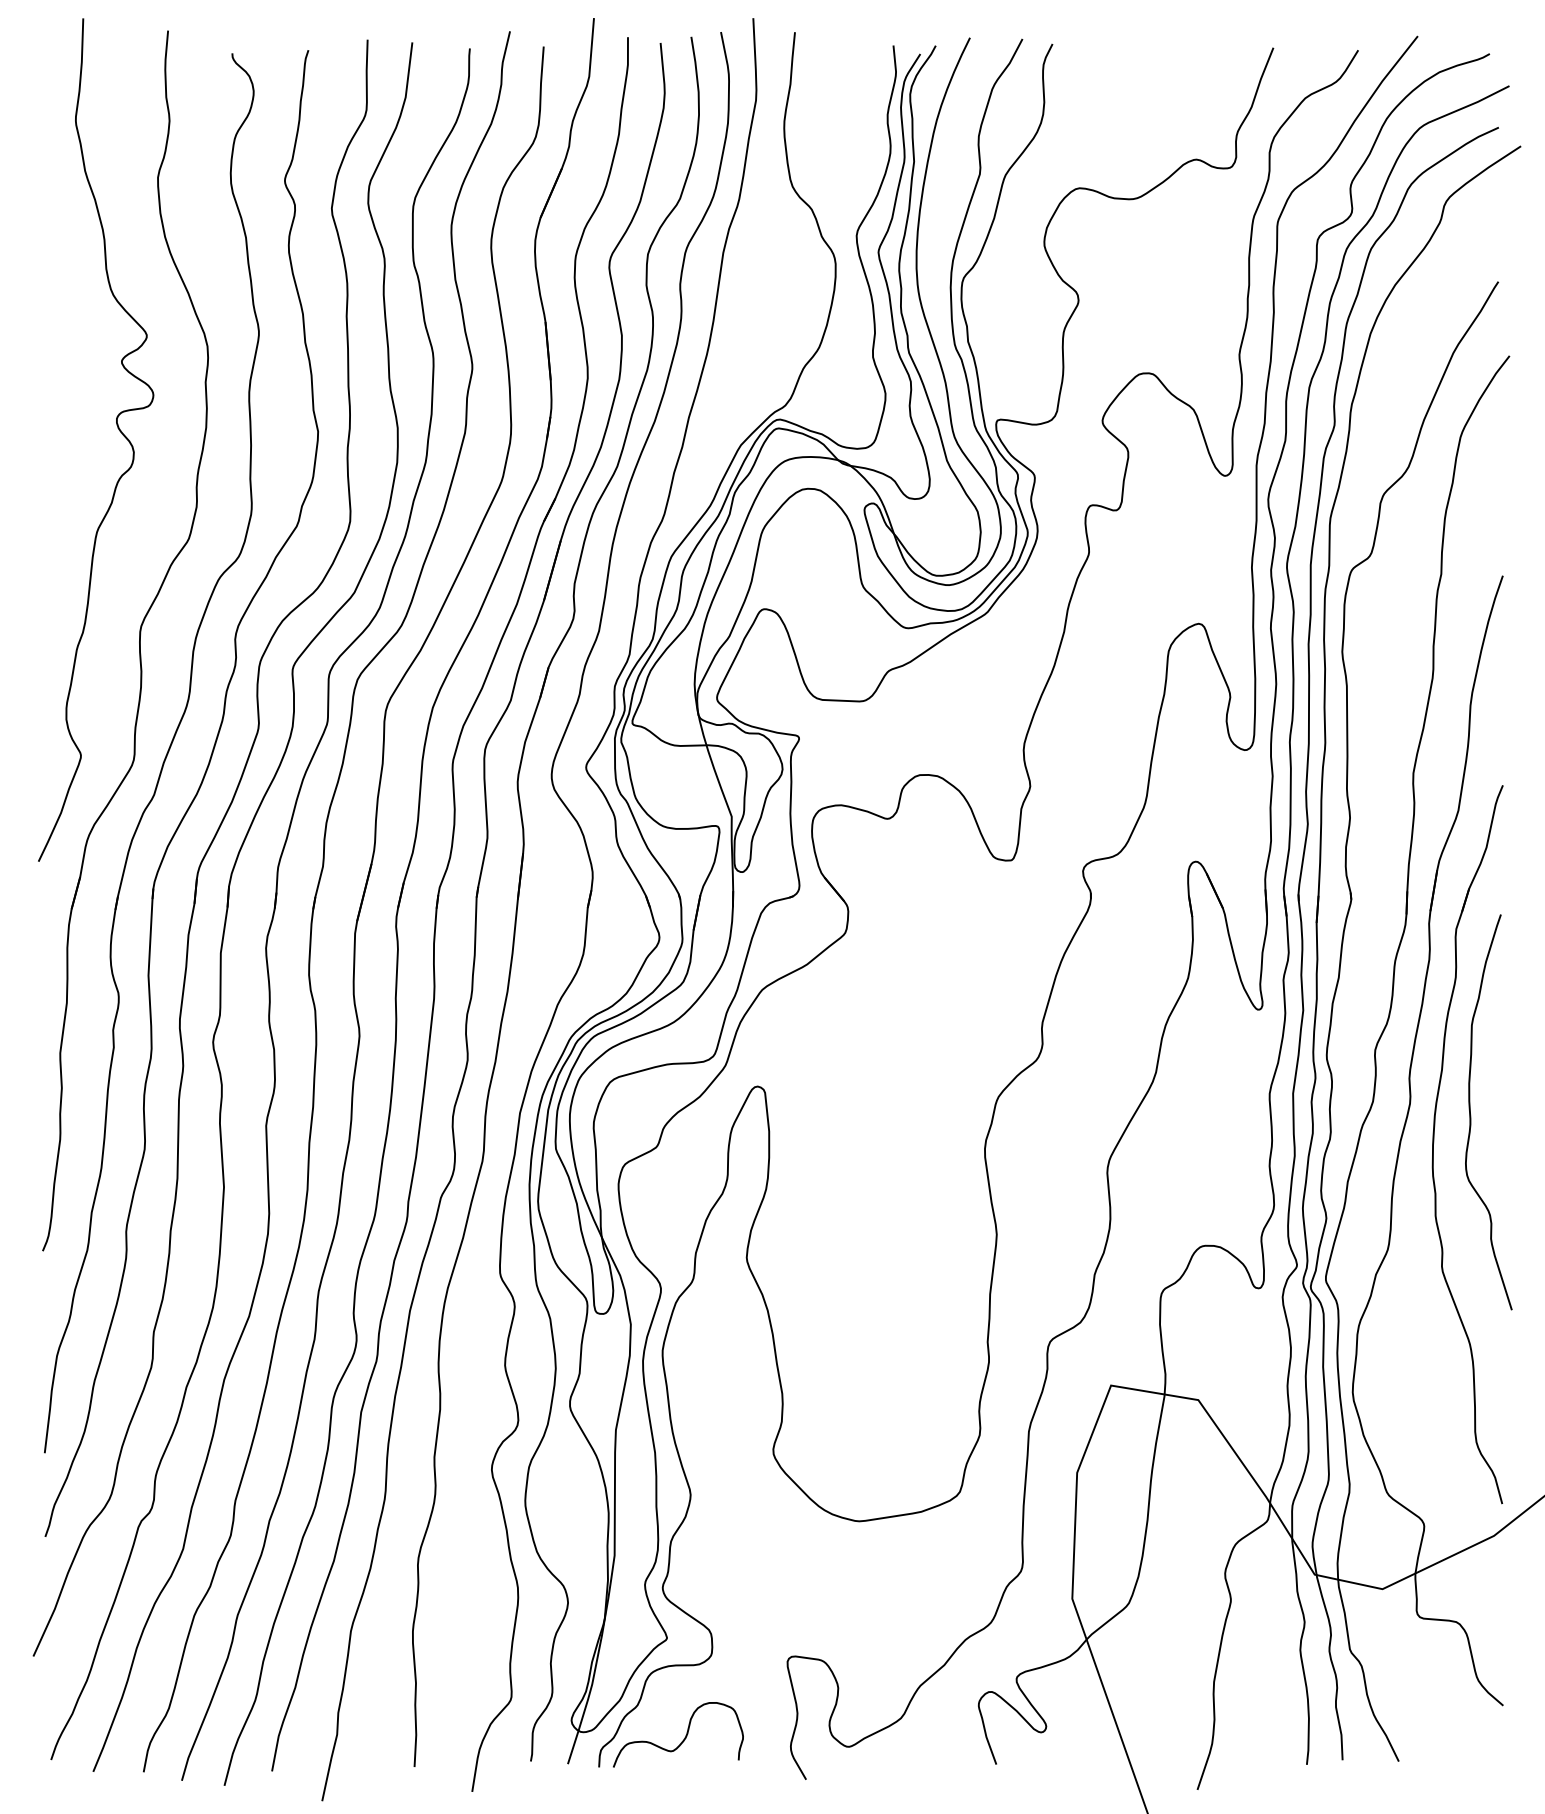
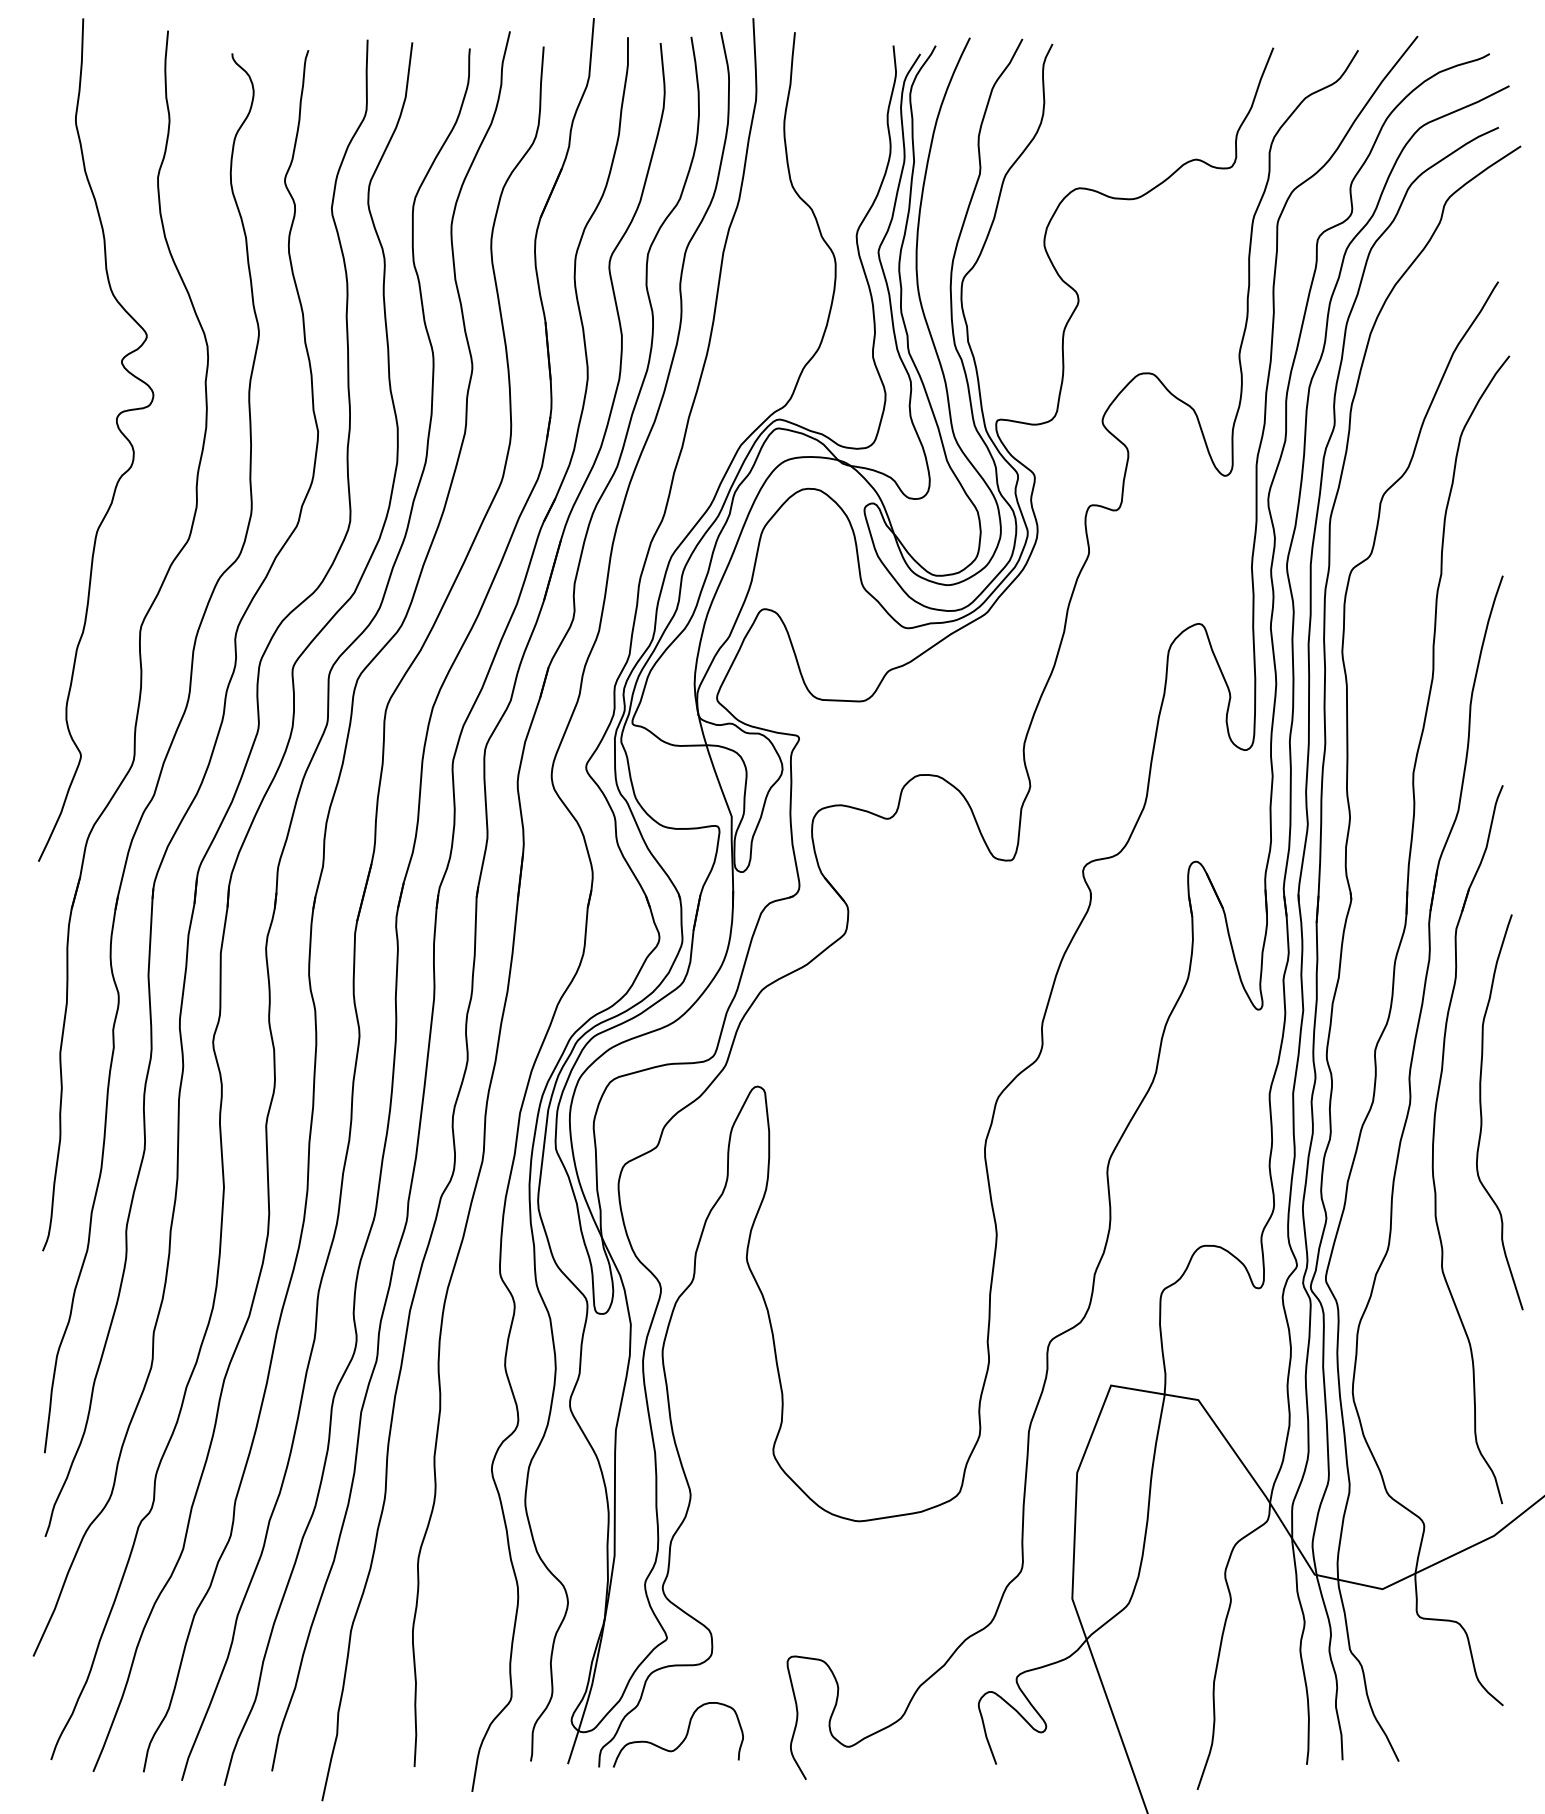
curve position: (1471, 1115) -> (1482, 1115) (1482, 1115)
